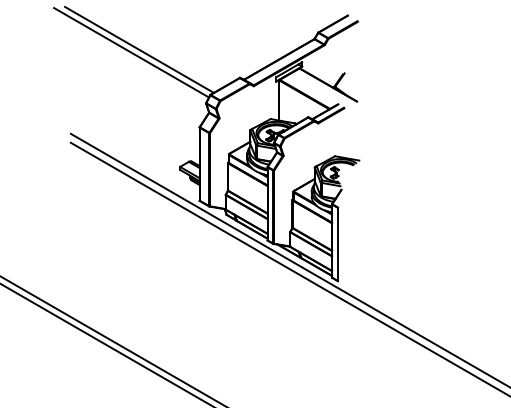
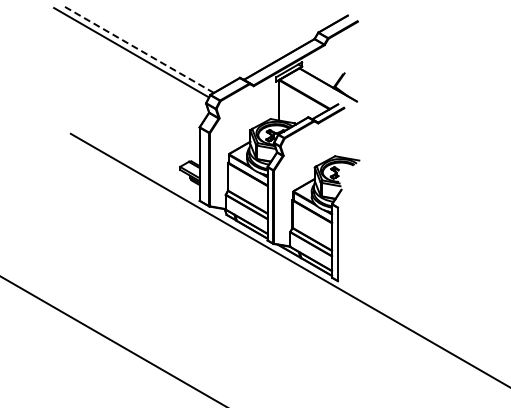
line: solid -> dashed (139, 49)
line: present -> none (288, 268)
line: present -> none (105, 344)
